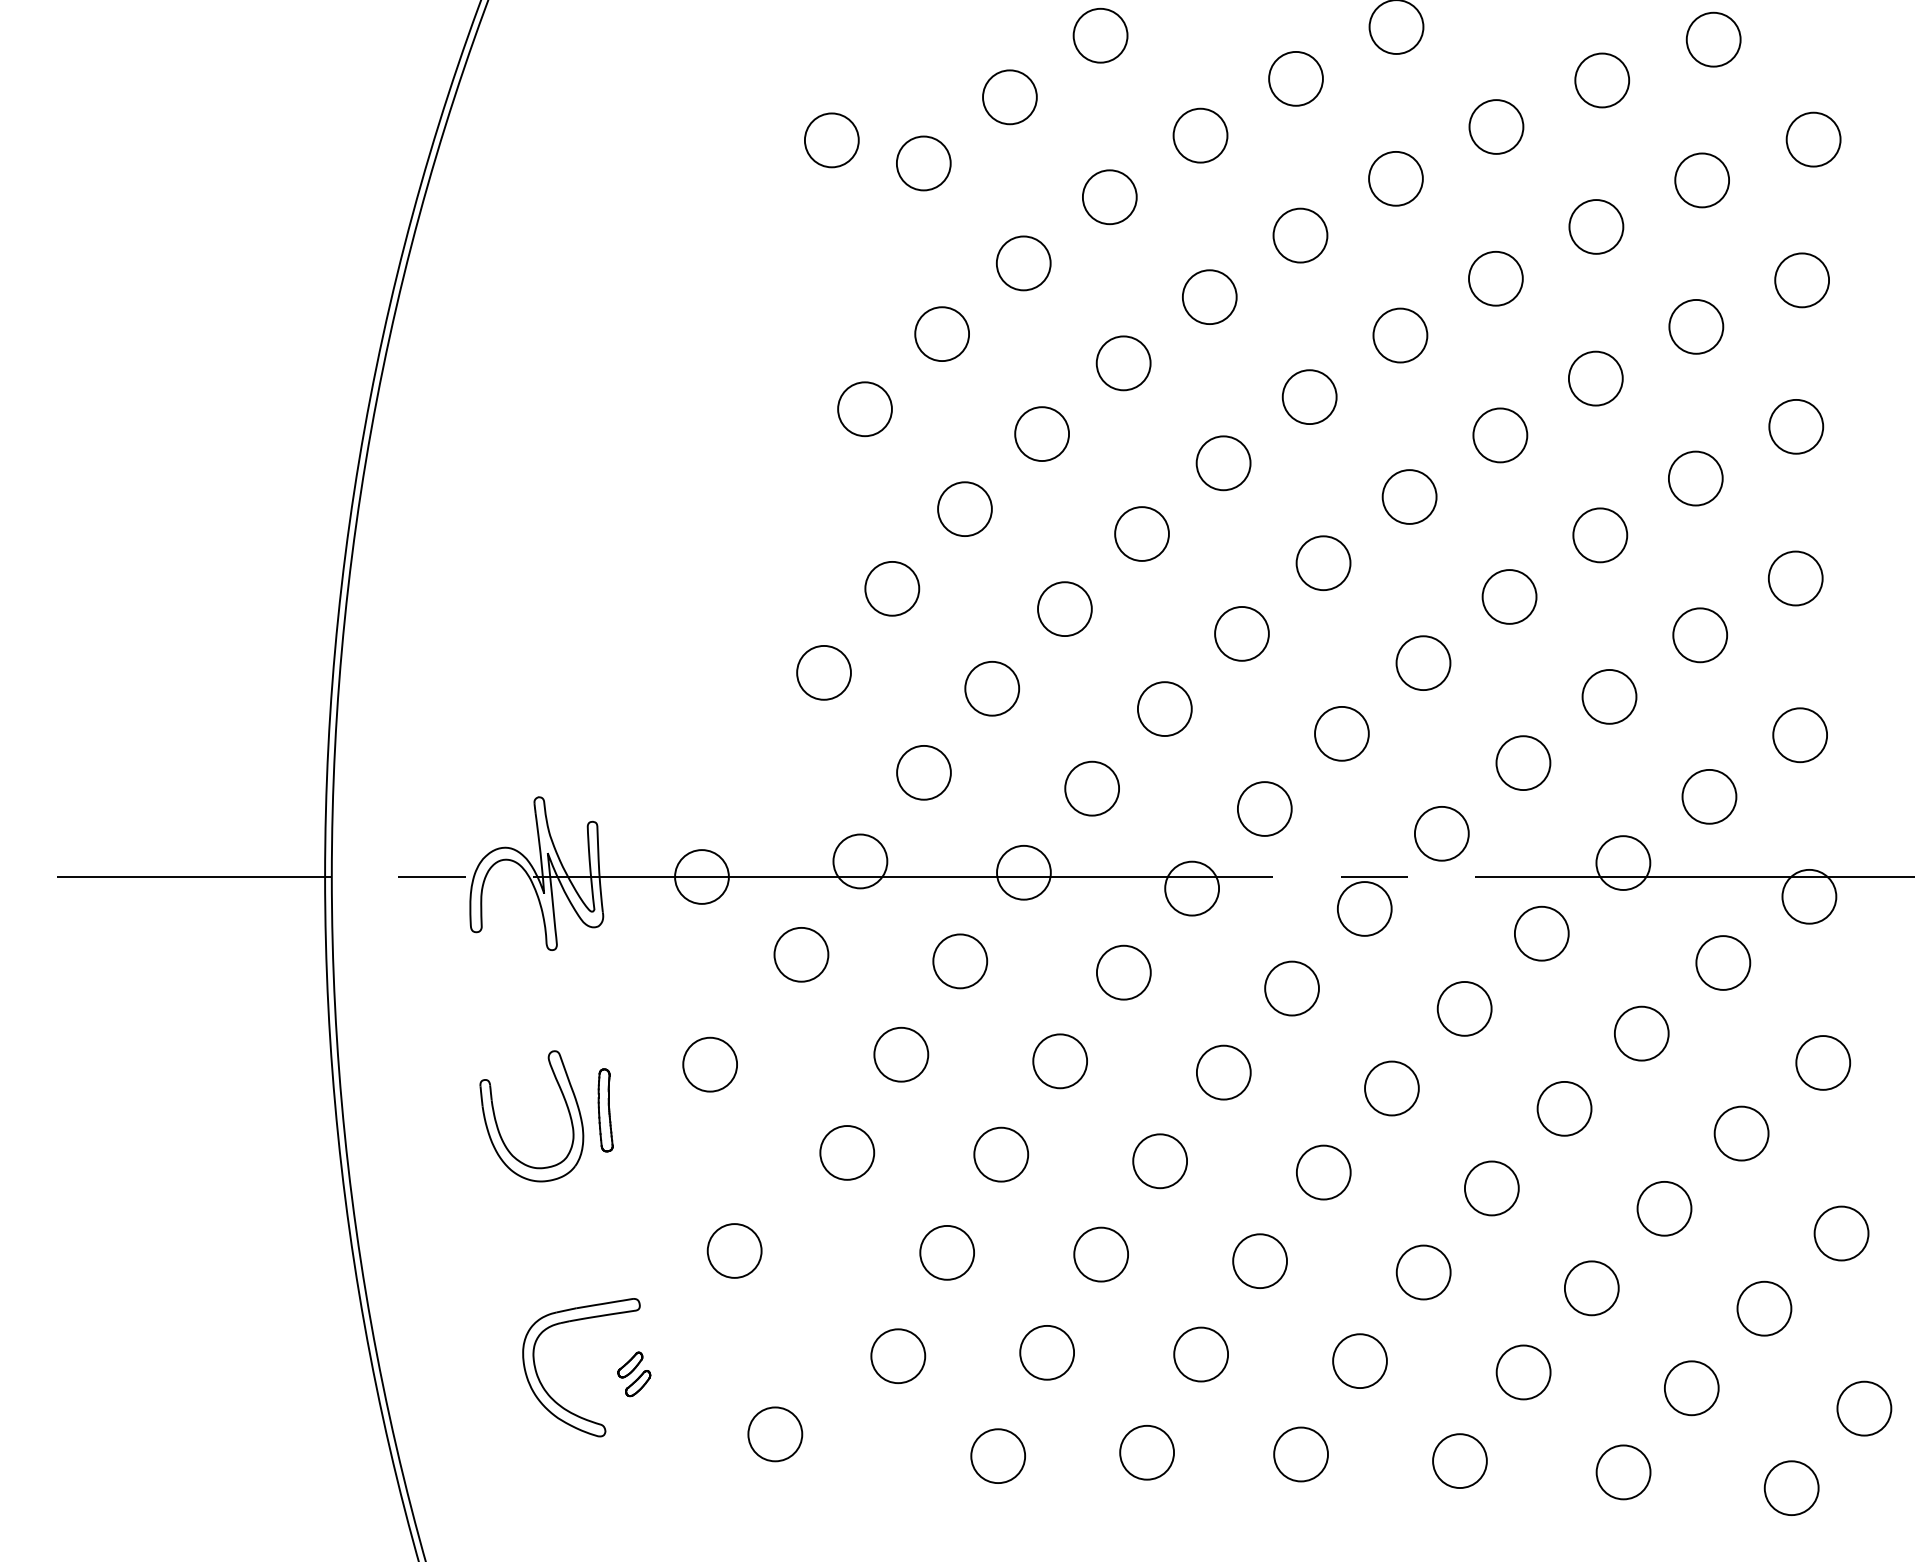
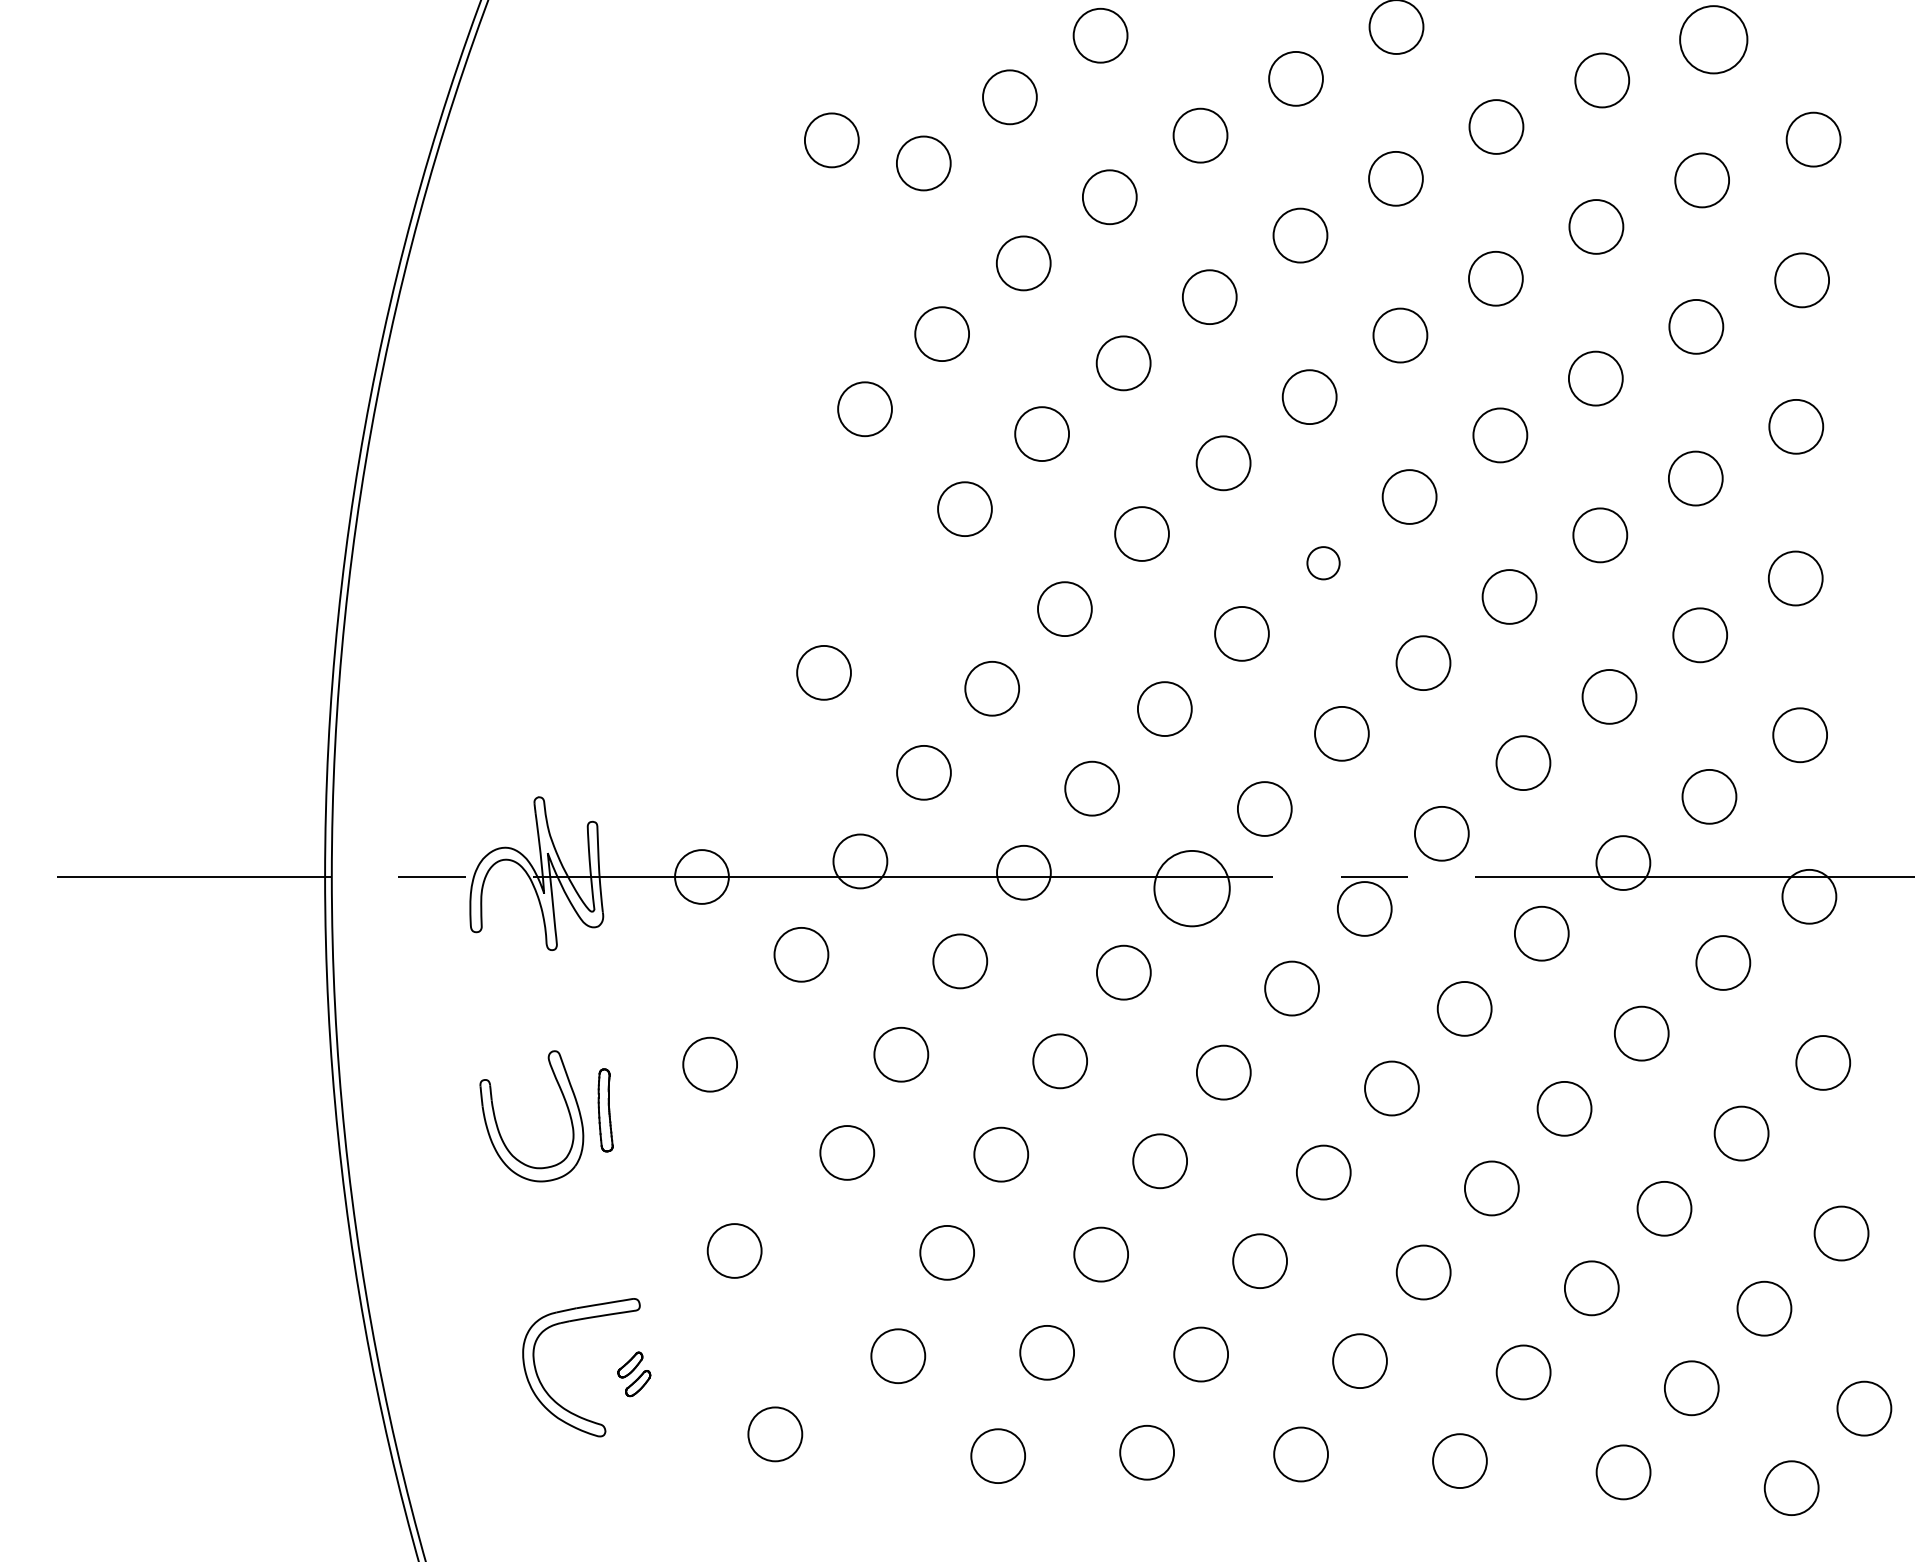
circle size: 57x57 px -> 70x70 px (1713, 39)
circle diameter: 54 px -> 32 px (1323, 563)
circle: present -> none (892, 588)
circle diameter: 54 px -> 75 px (1191, 888)
